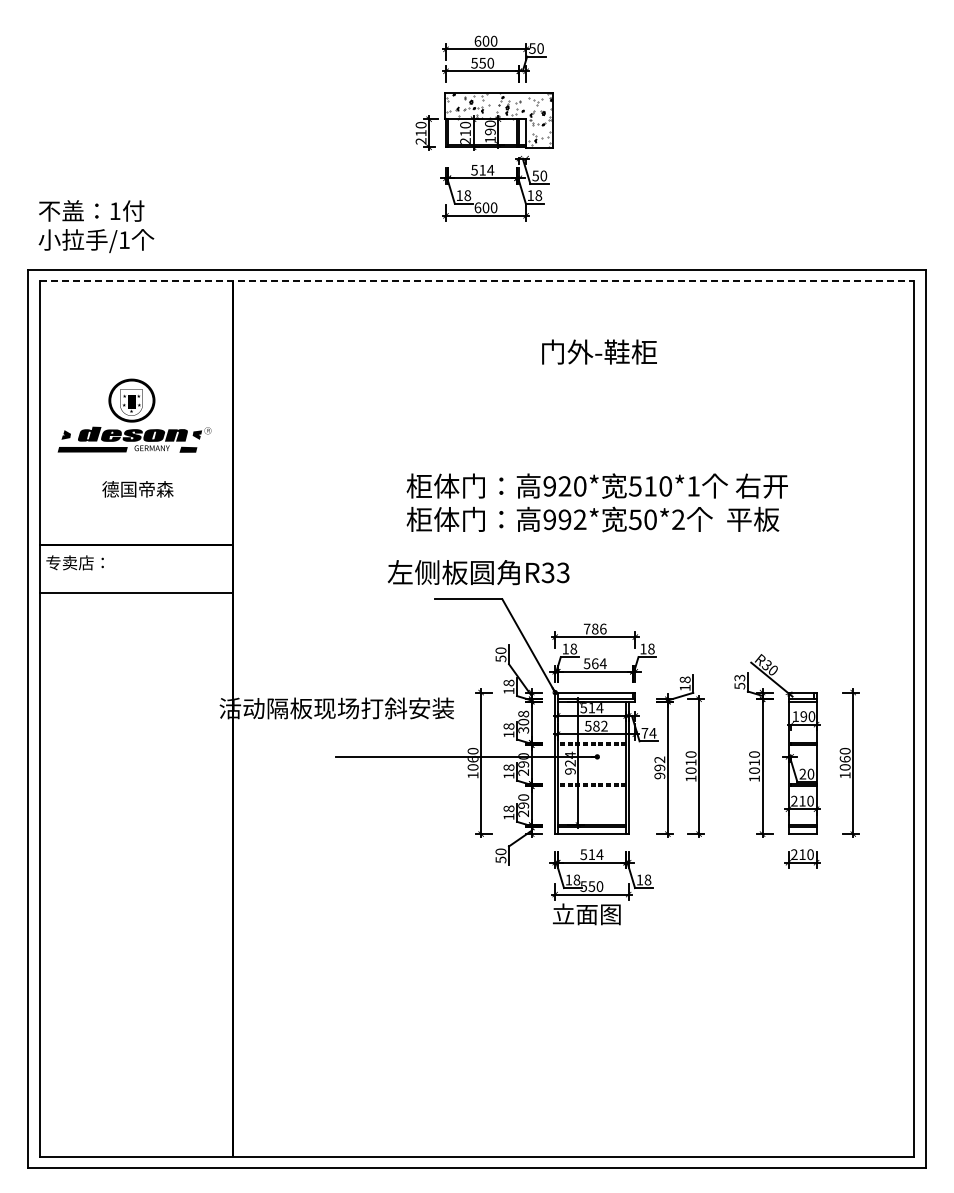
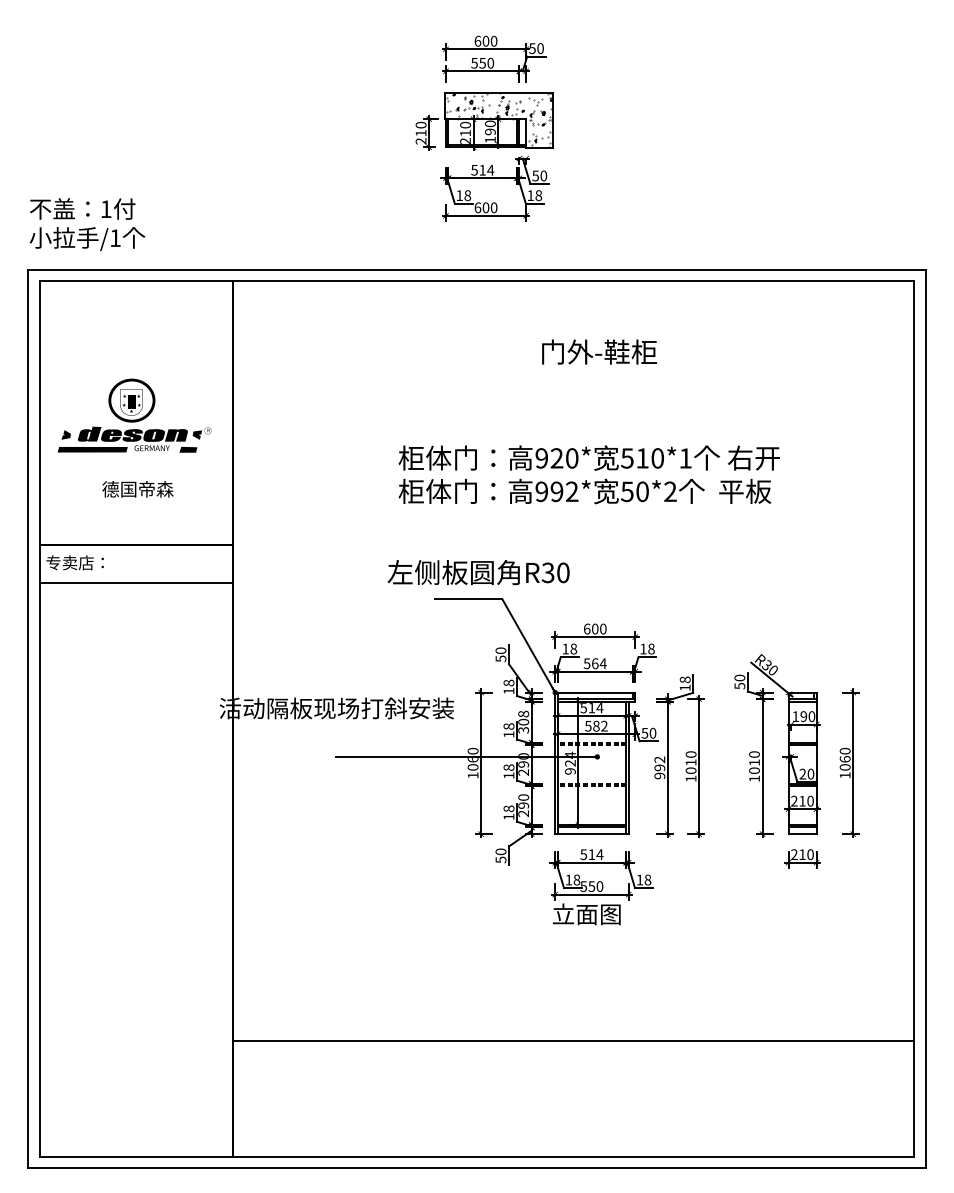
text position: (96, 226) -> (87, 224) (87, 224)
line: dashed -> solid (477, 281)
text position: (596, 502) -> (588, 474) (588, 474)
text: R33 -> R30 (562, 572)
line position: (135, 592) -> (135, 582) (135, 582)
text: 786 -> 600 (594, 628)
text: 53 -> 50 (739, 677)
text: 74 -> 50 (648, 732)
line: none -> present (573, 1040)
